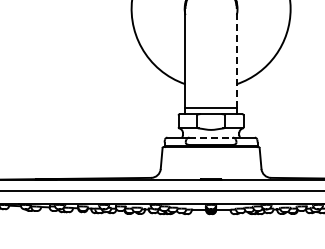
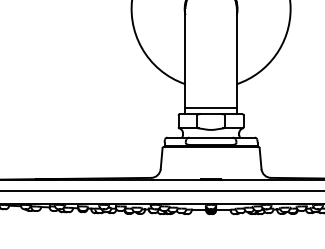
line: dashed -> solid (236, 58)
line: dashed -> solid (211, 137)
